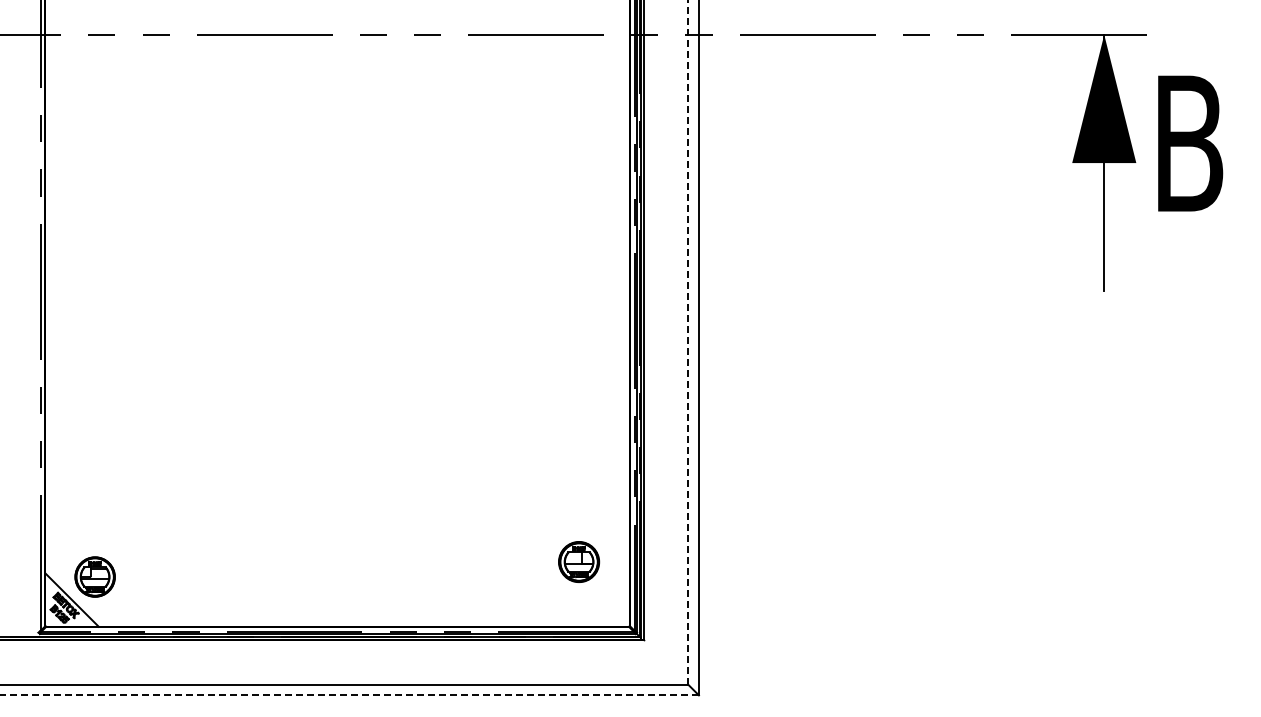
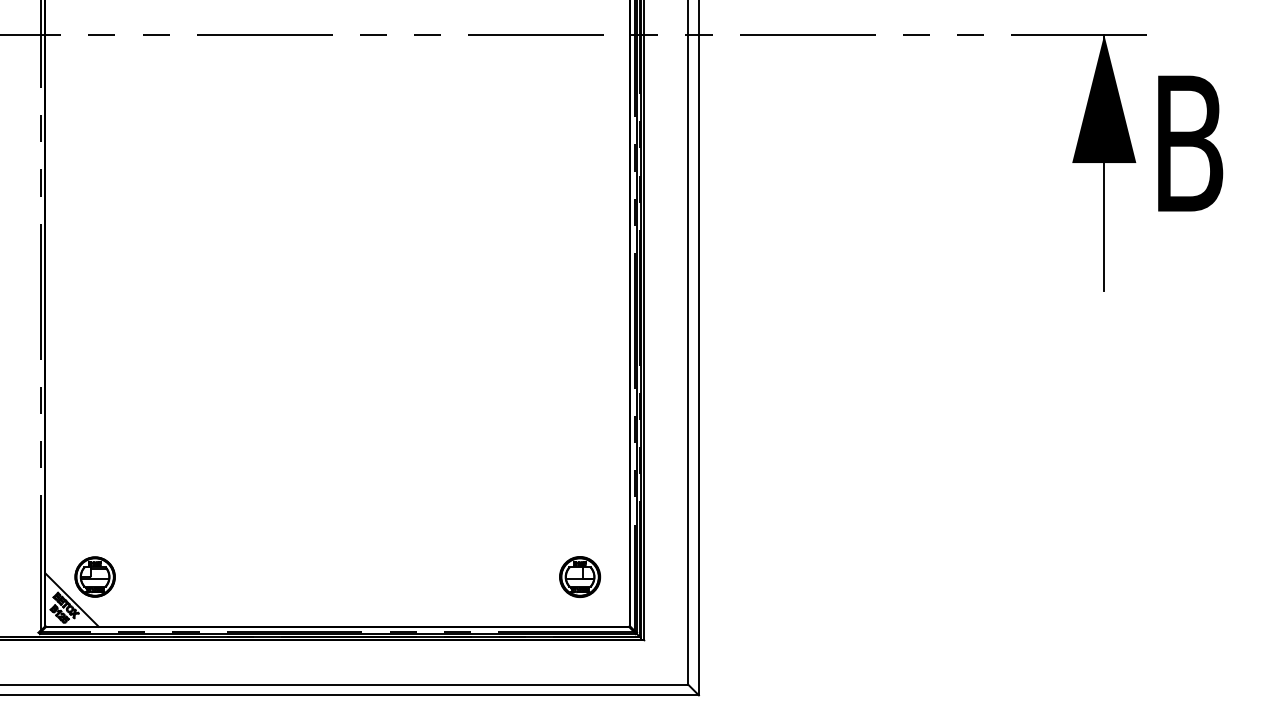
line: dashed -> solid (688, 342)
part position: (579, 561) -> (580, 576) (580, 576)
line: dashed -> solid (348, 695)
